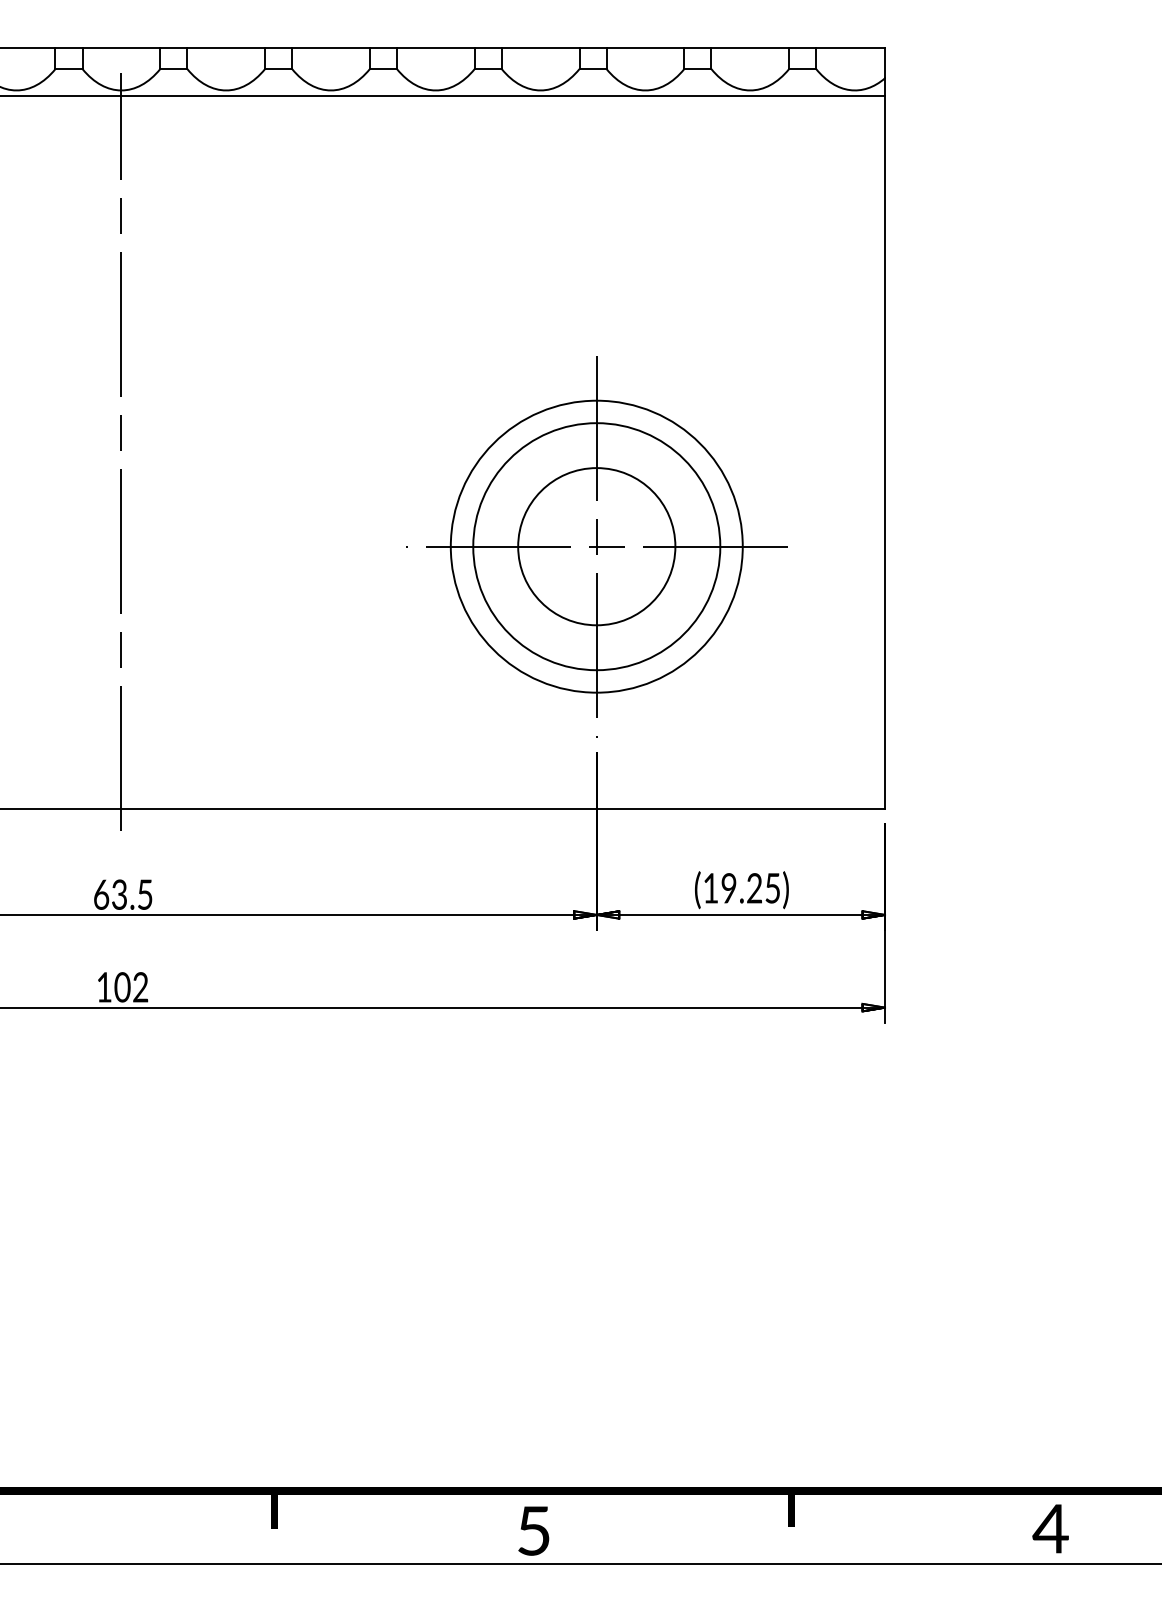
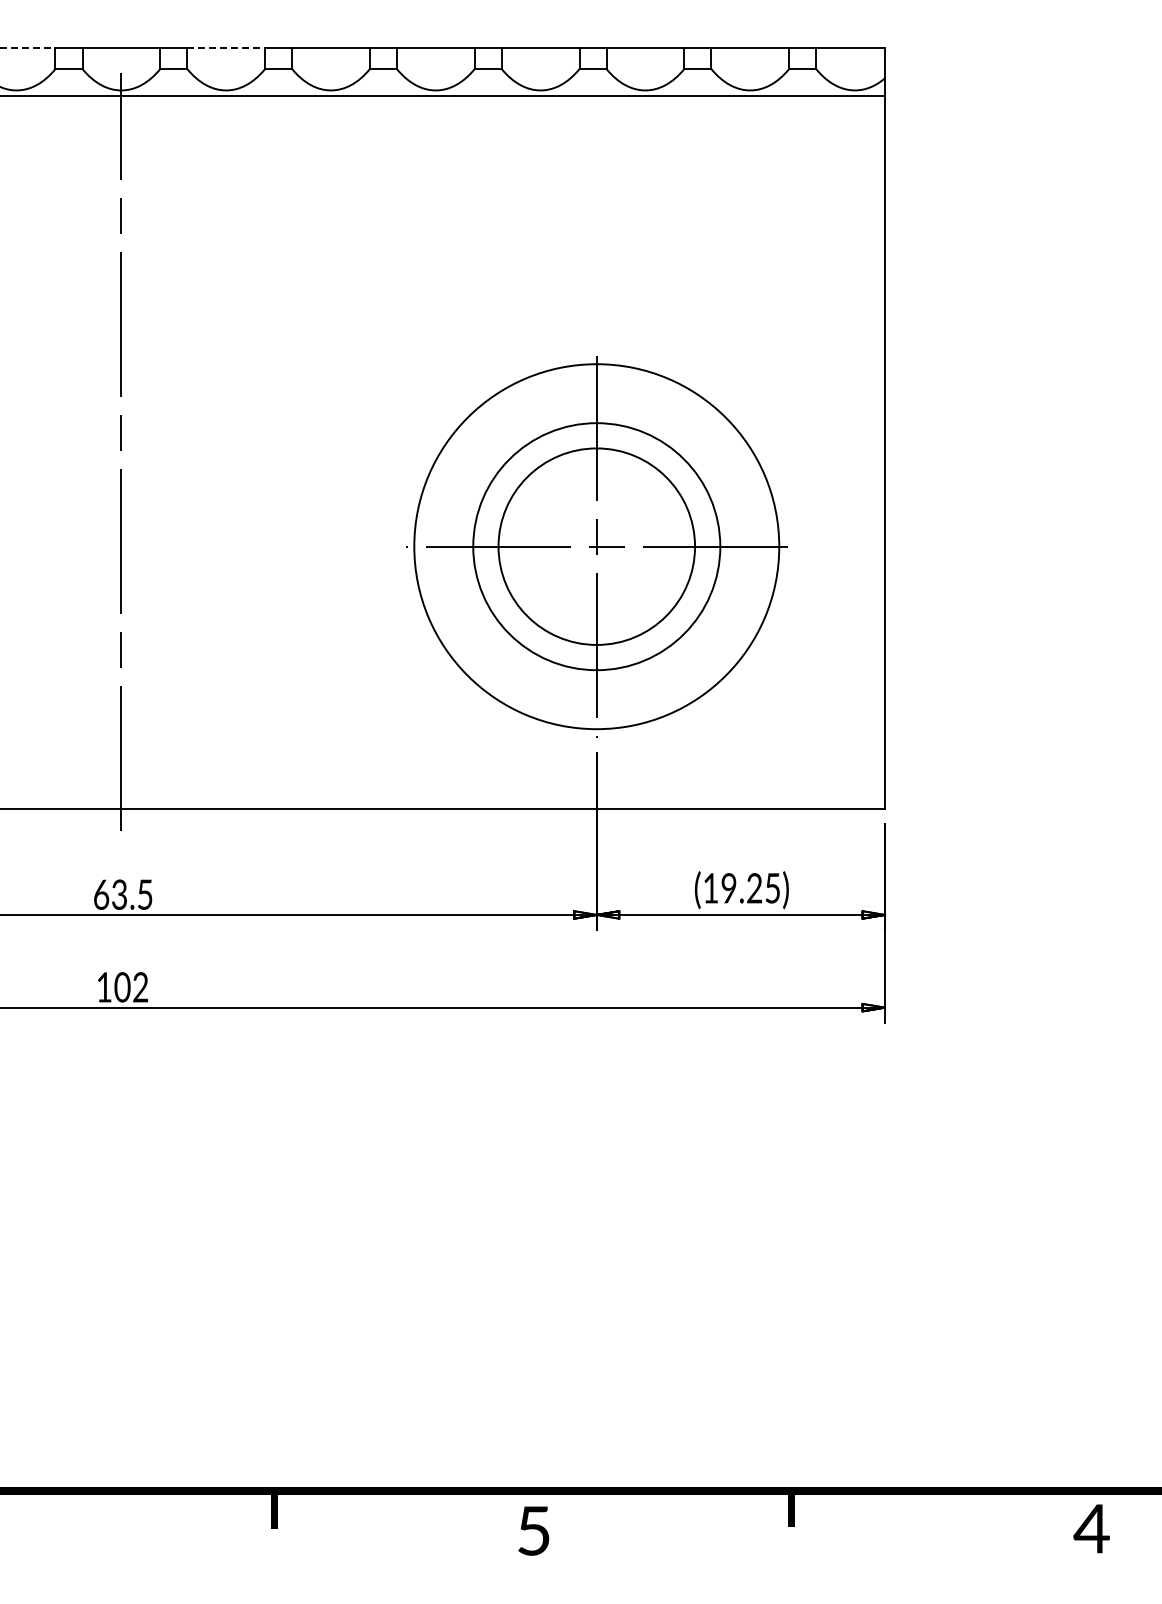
line: solid -> dashed (28, 48)
line: solid -> dashed (226, 48)
circle diameter: 157 px -> 197 px (596, 546)
circle diameter: 292 px -> 365 px (596, 546)
text position: (1050, 1528) -> (1091, 1528) (1091, 1528)
line: present -> none (580, 1564)
